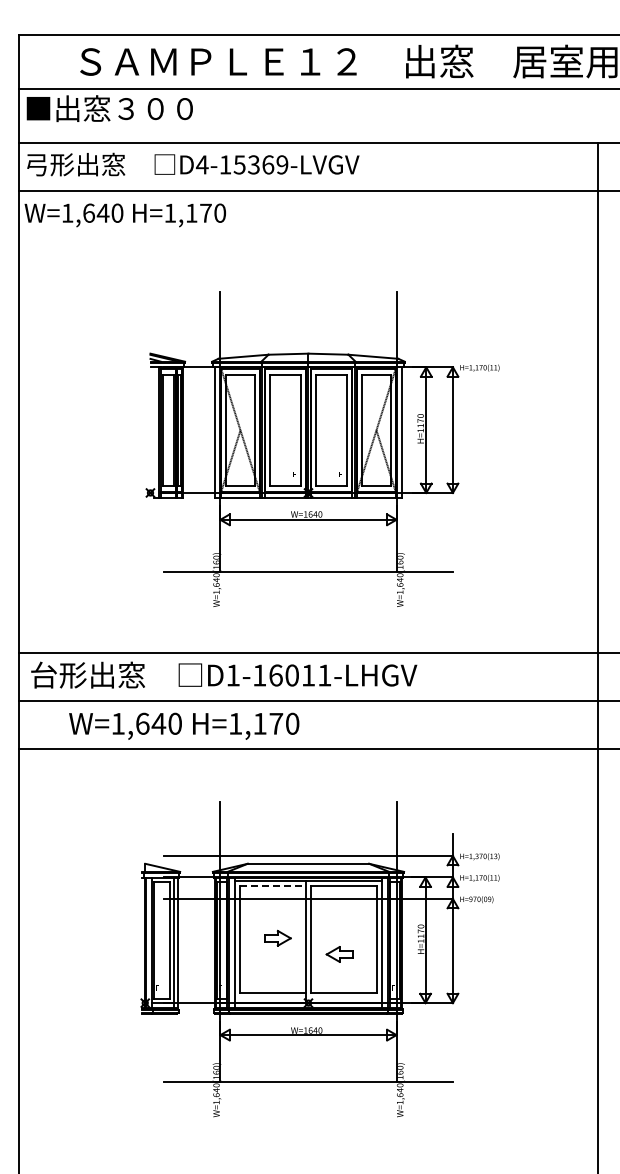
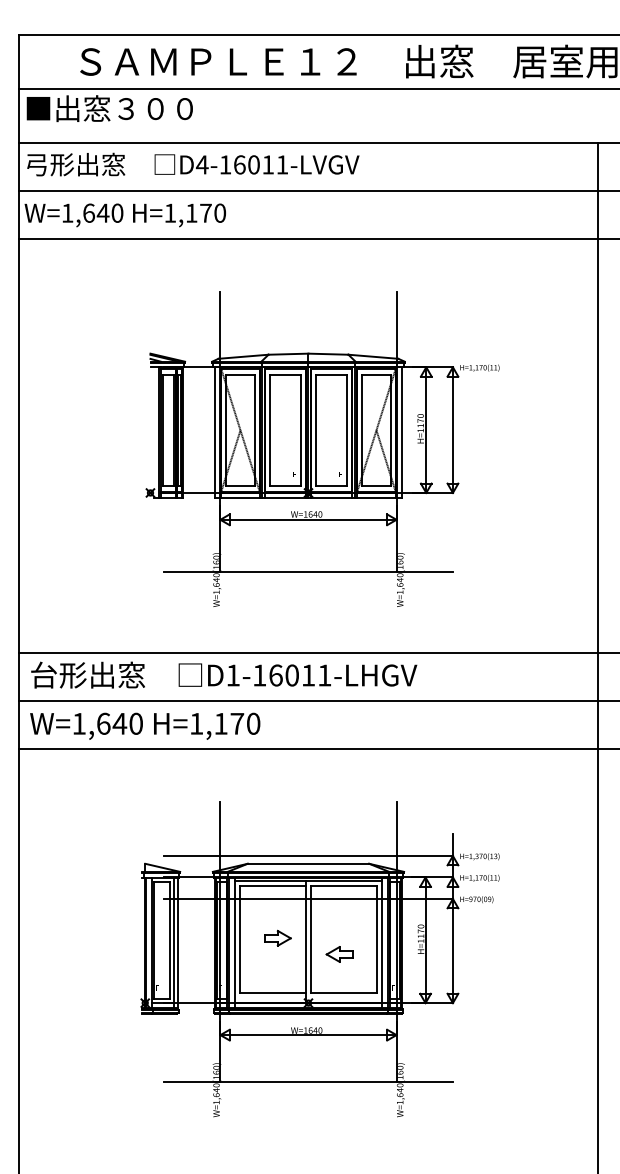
text: D4-15369-LVGV -> D4-16011-LVGV (260, 164)
line: none -> present (317, 239)
text position: (184, 725) -> (145, 725) (145, 725)
line: dashed -> solid (273, 886)
